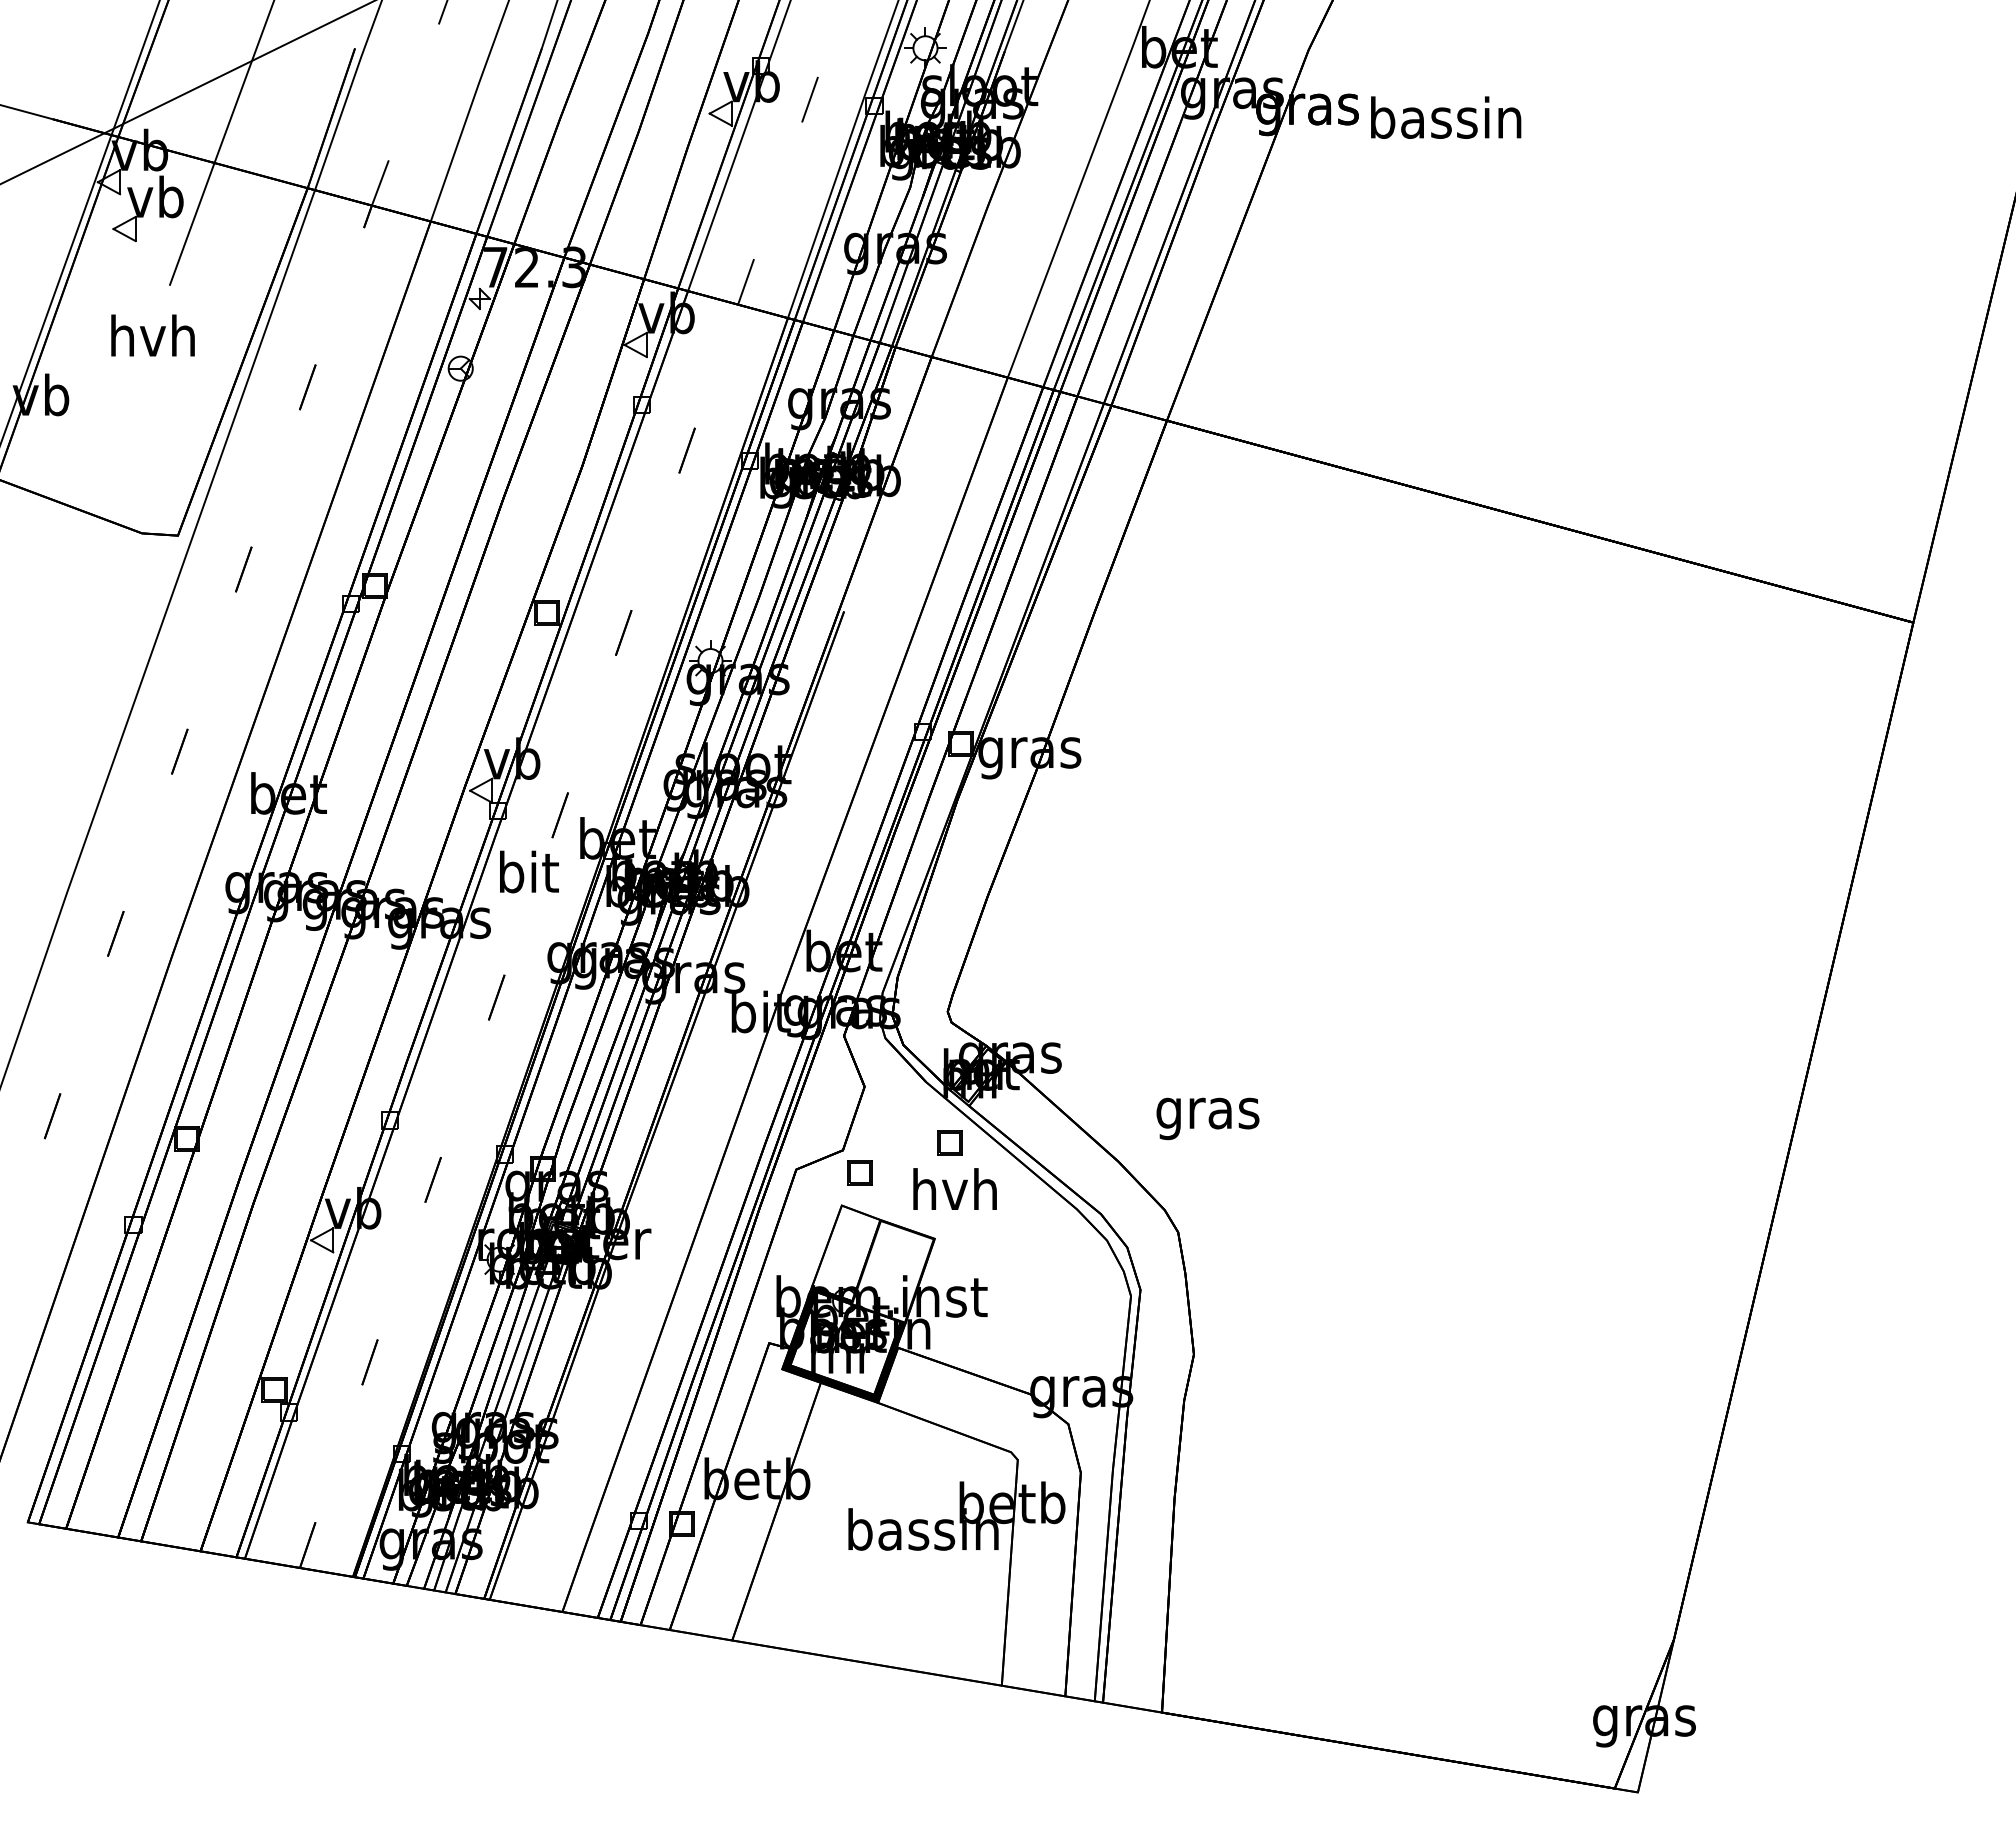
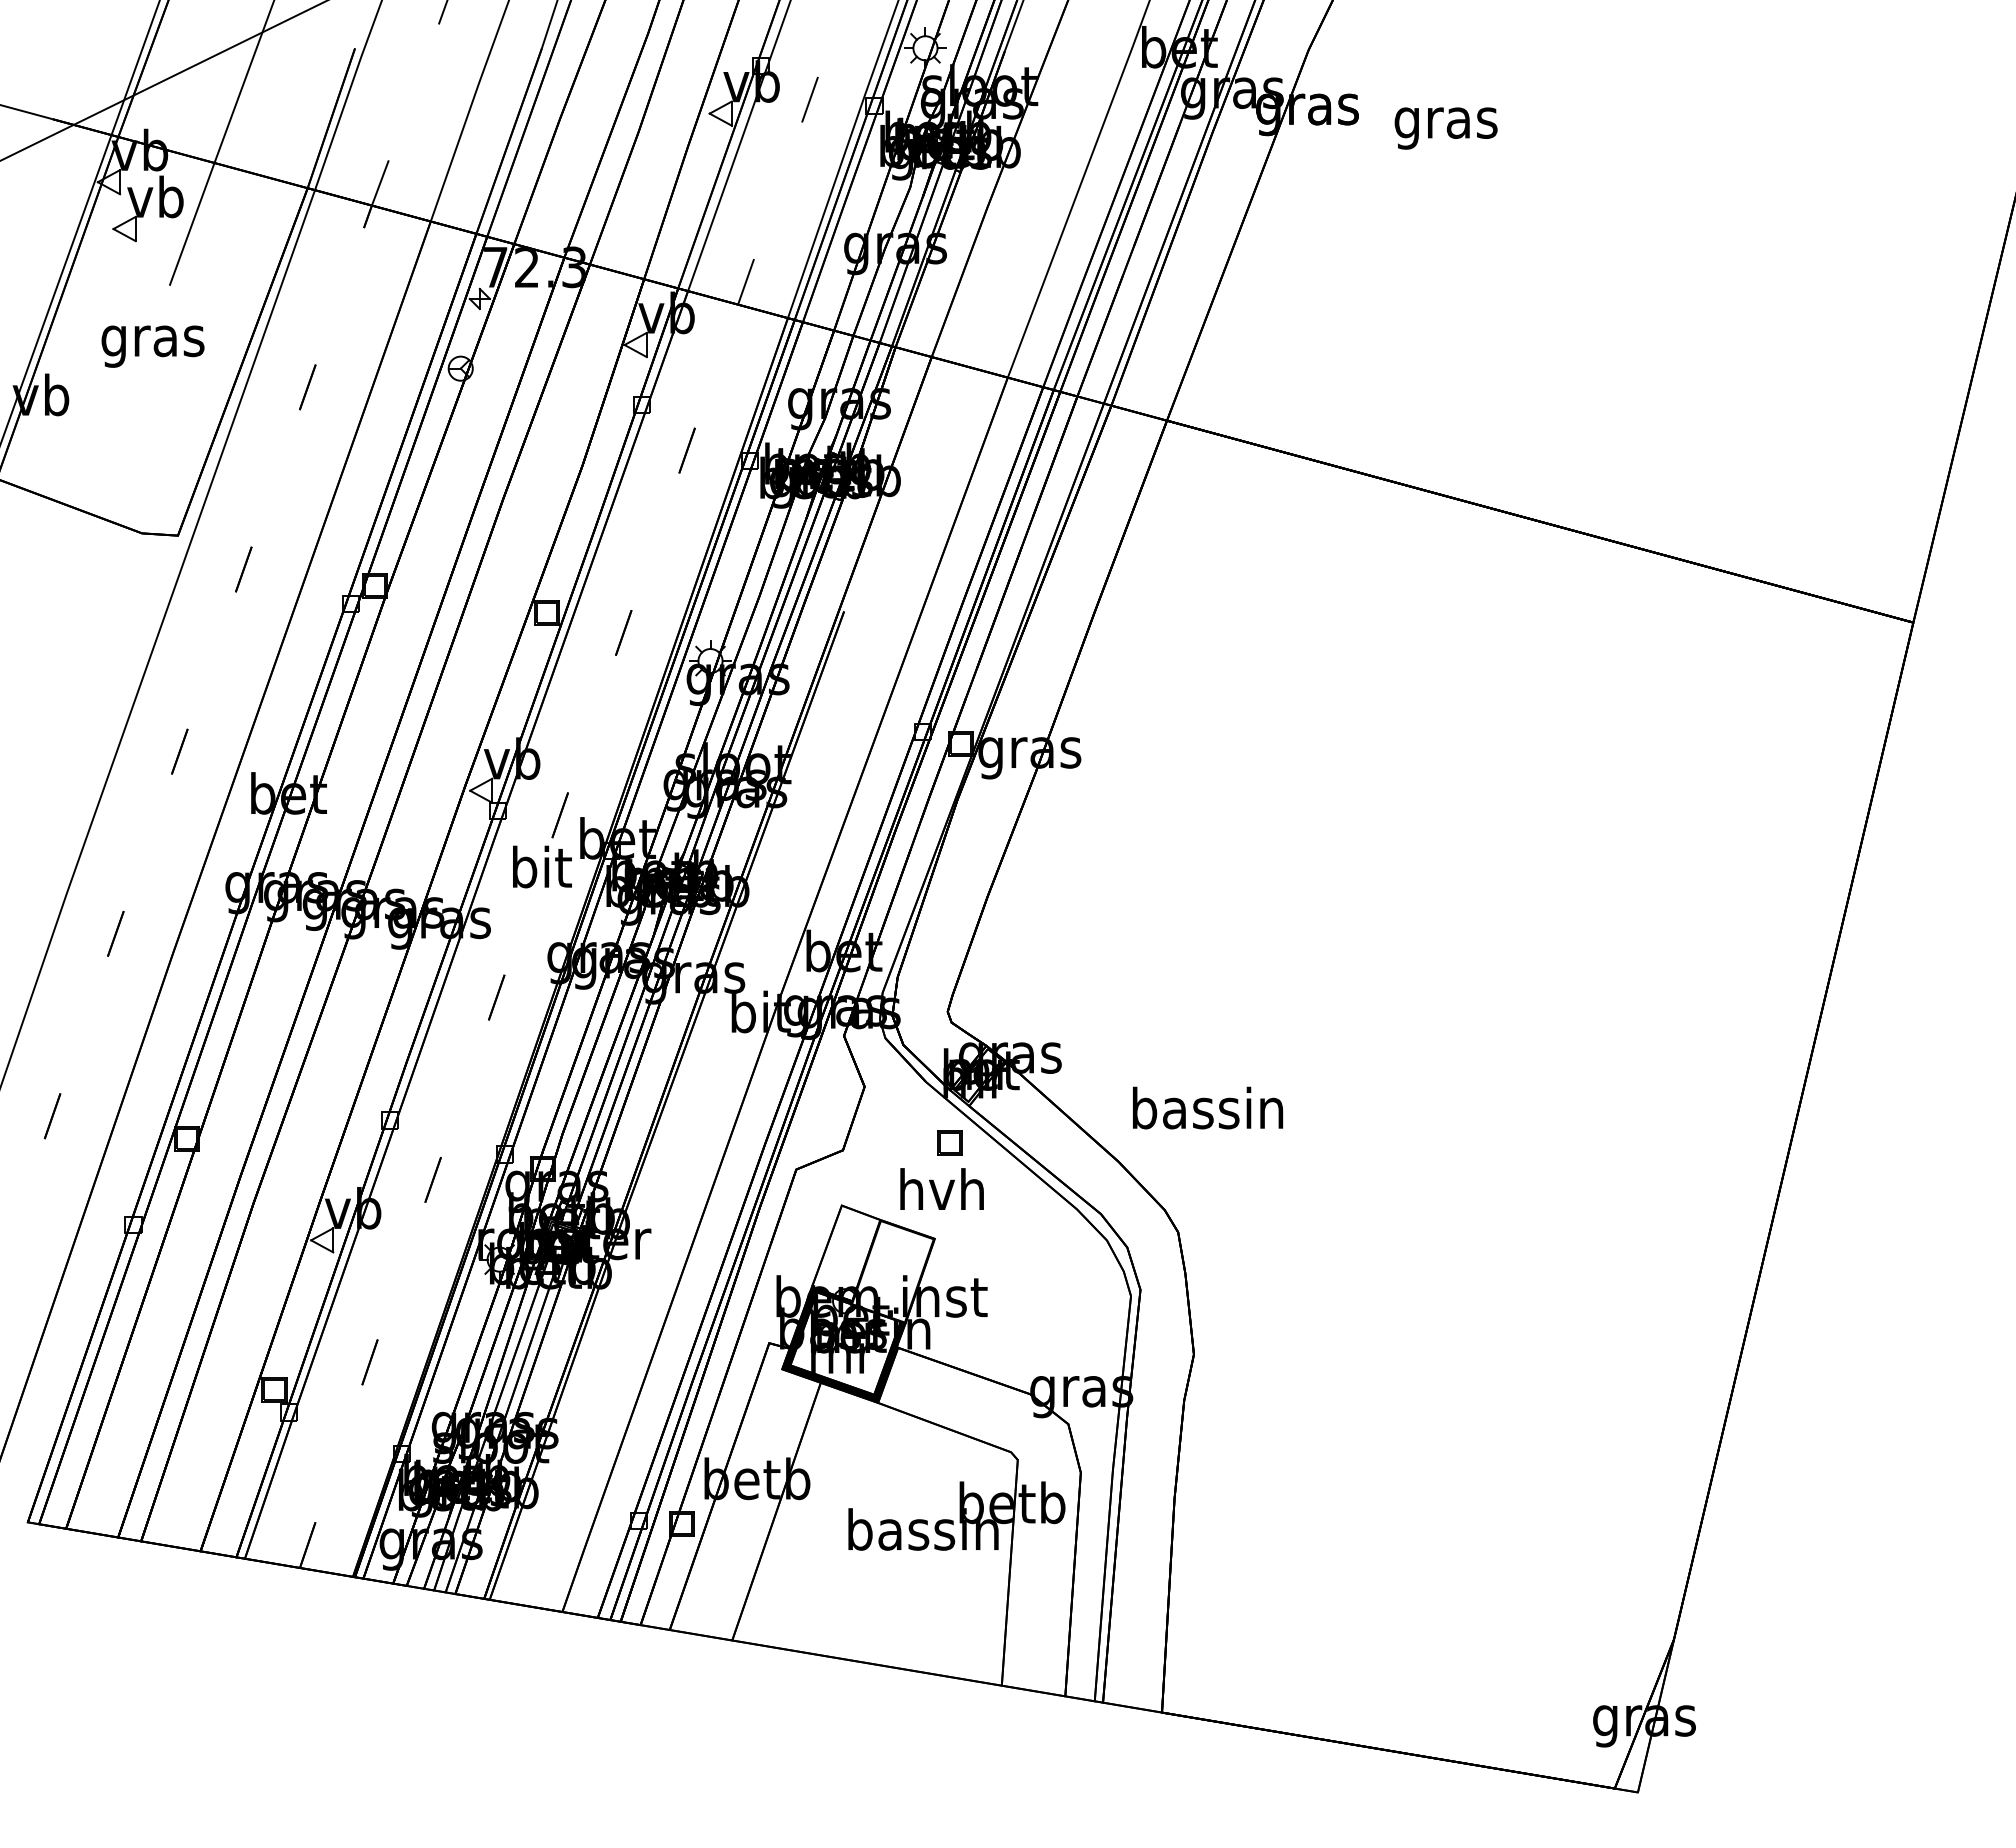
line position: (187, 92) -> (162, 81) (162, 81)
text: bassin -> gras (1446, 122)
text: hvh -> gras (152, 340)
text position: (529, 871) -> (542, 866) (542, 866)
text: gras -> bassin (1208, 1113)
part: present -> none (859, 1172)
text position: (954, 1188) -> (941, 1188) (941, 1188)
